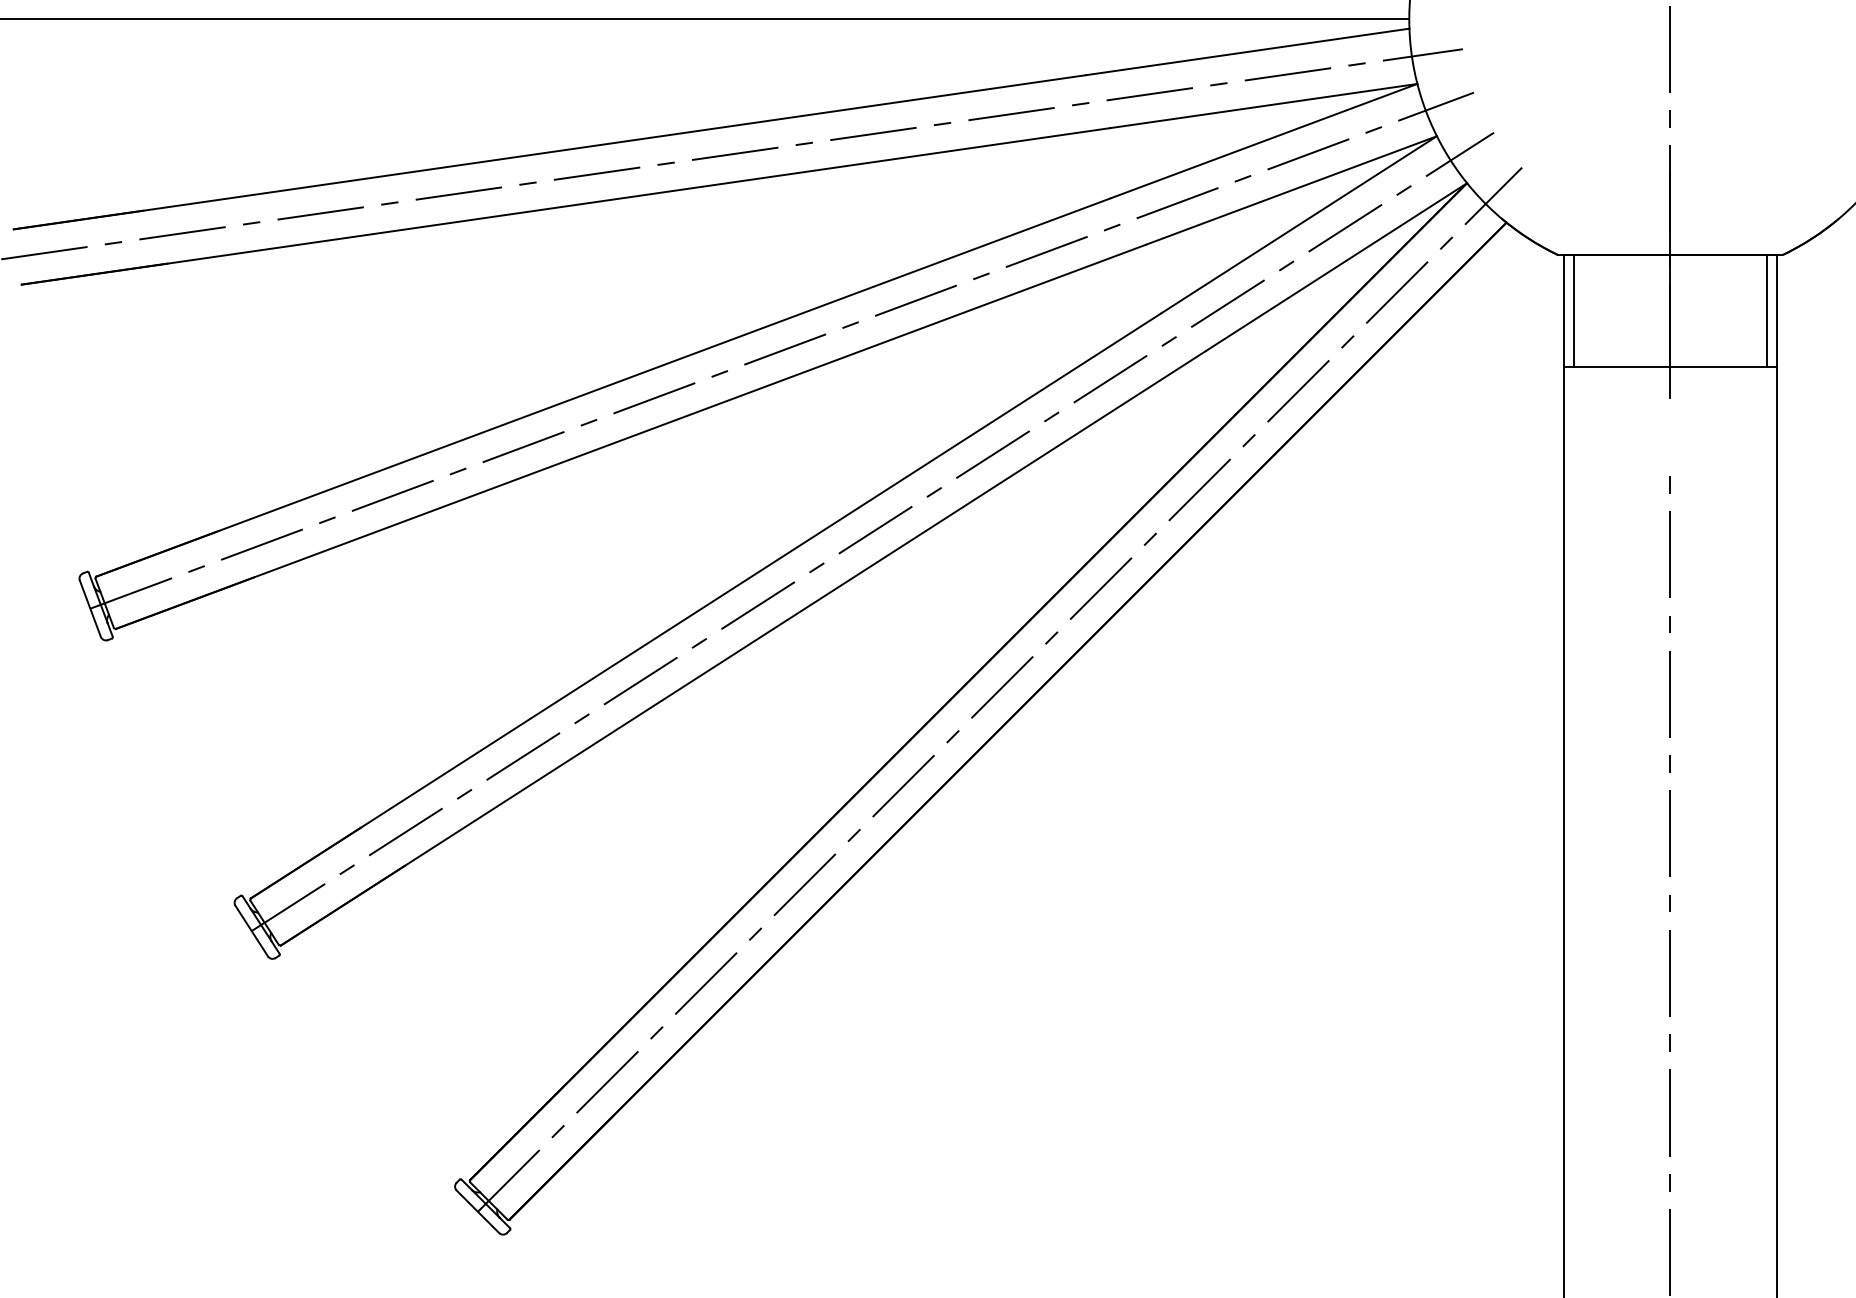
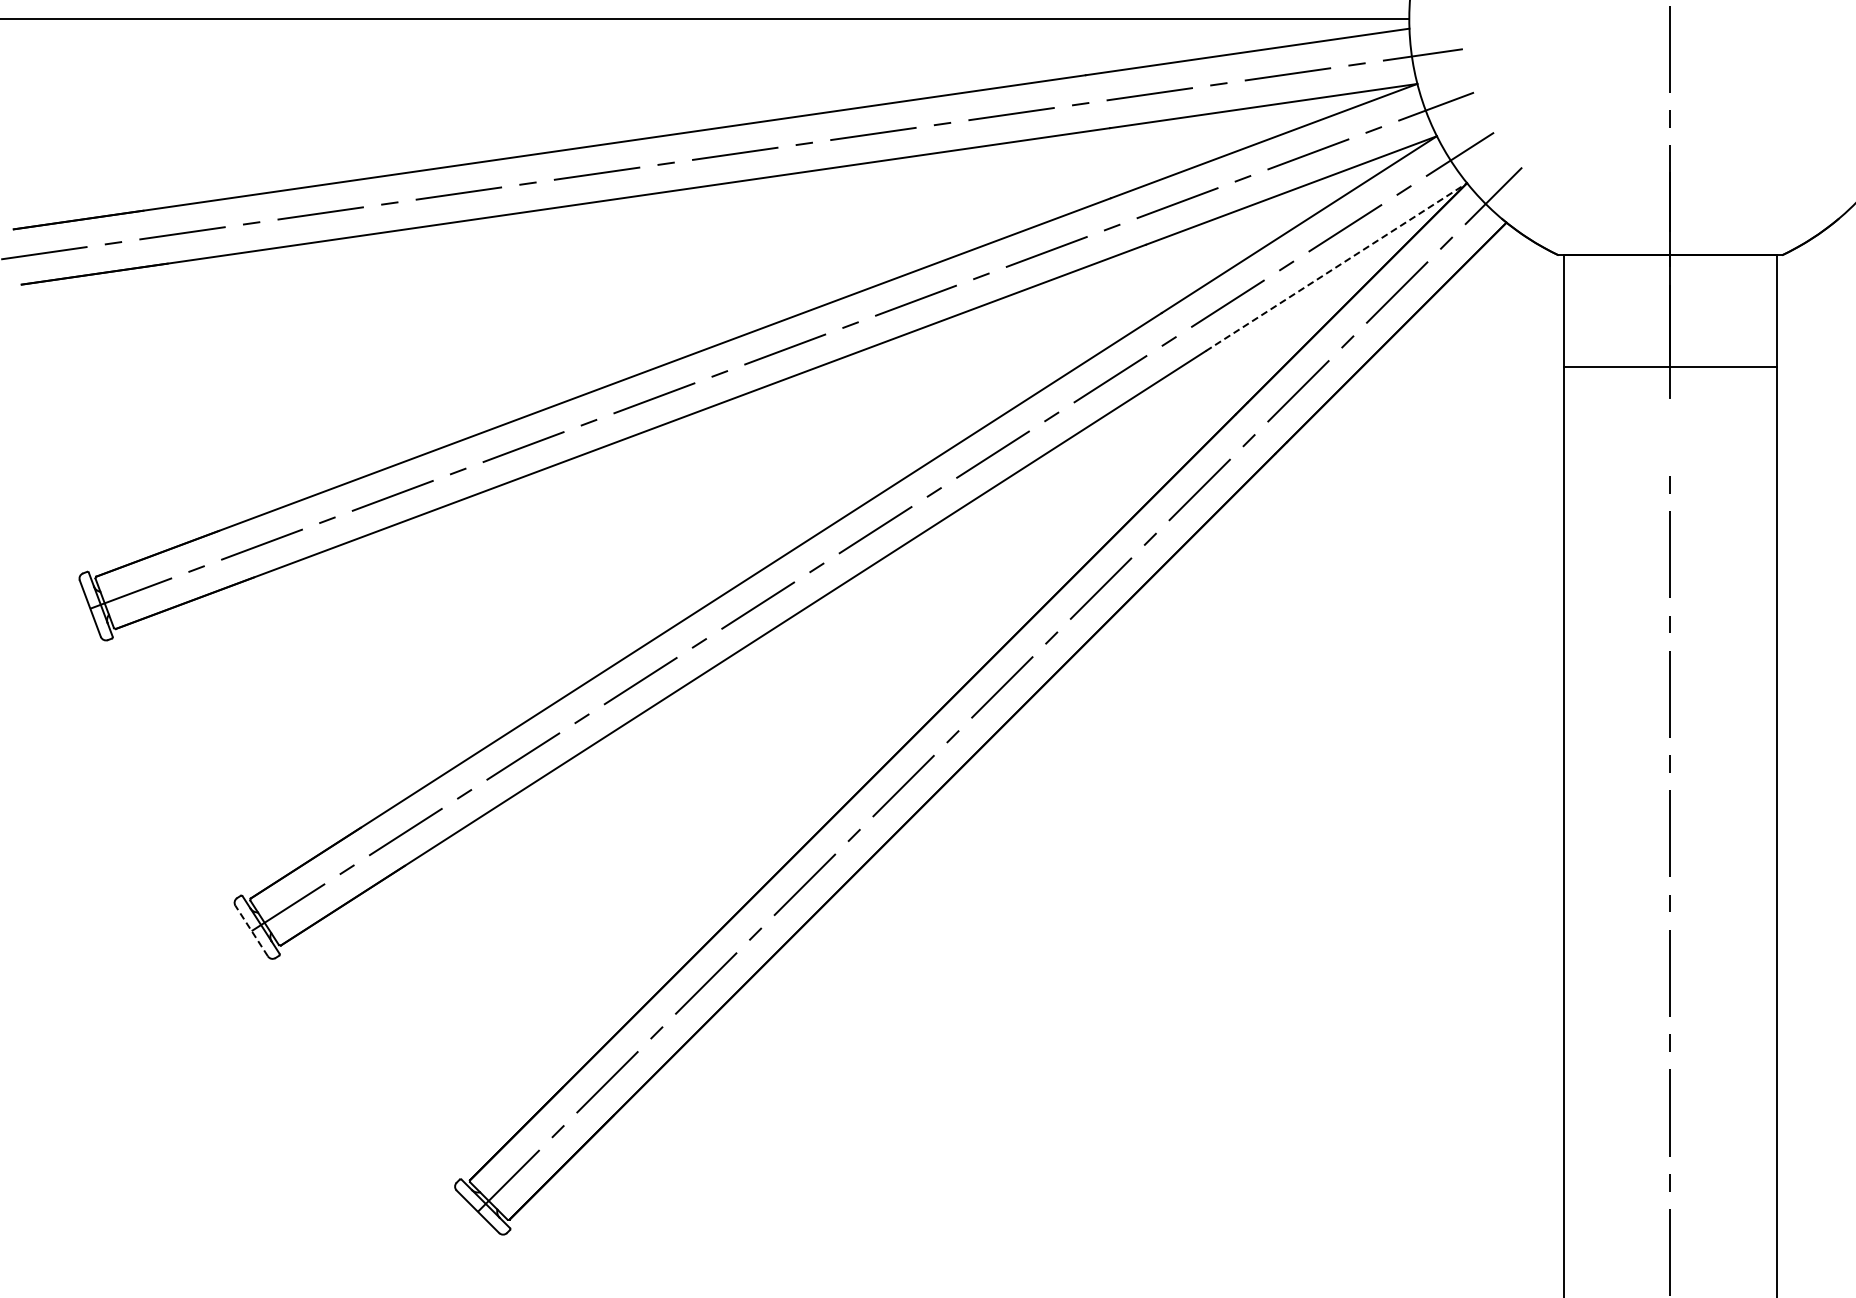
line: solid -> dashed (1336, 266)
line: present -> none (1574, 310)
line: present -> none (1766, 310)
line: solid -> dashed (251, 930)
